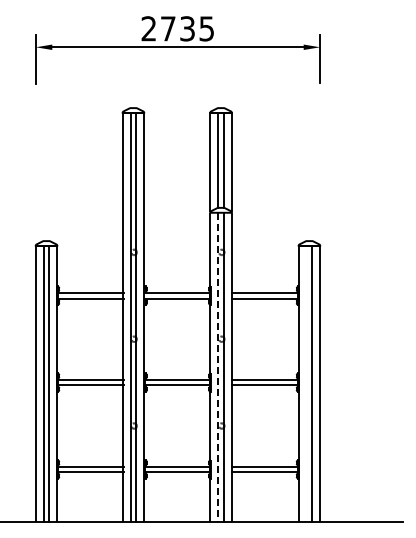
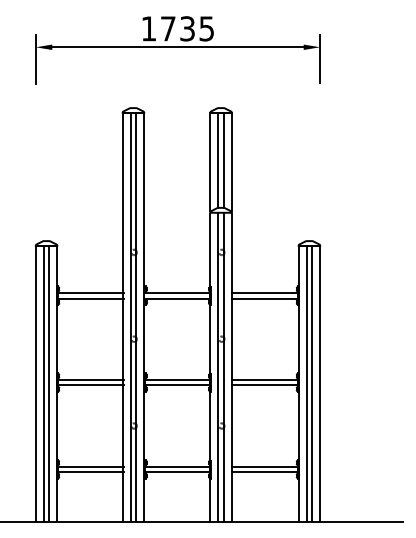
text: 2735 -> 1735 (148, 28)
line: dashed -> solid (218, 367)
line: none -> present (306, 383)
